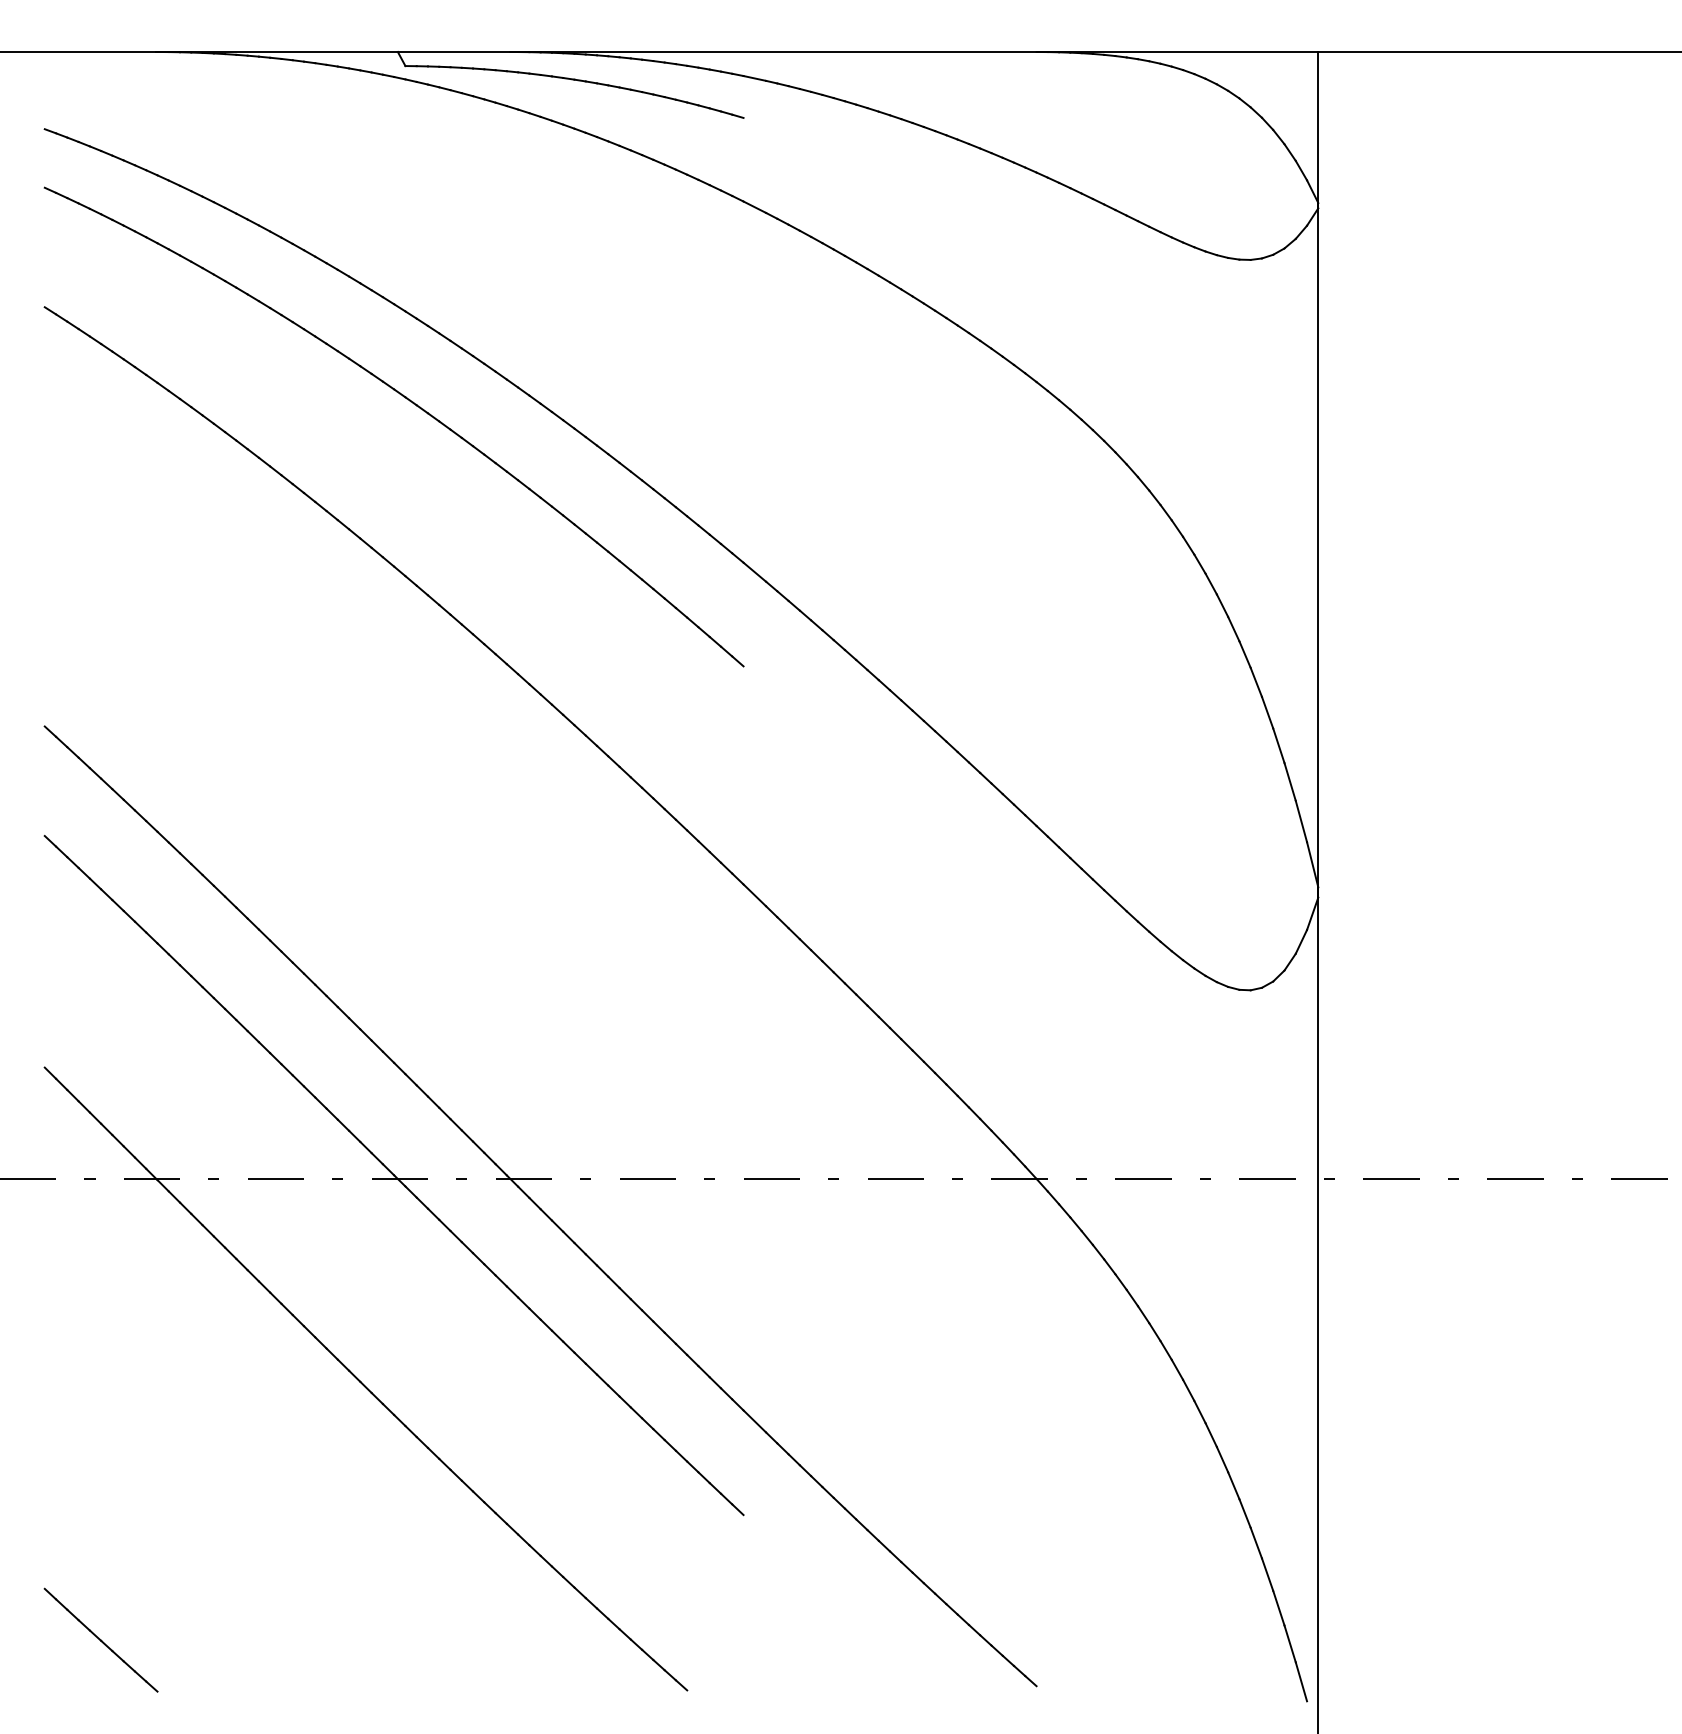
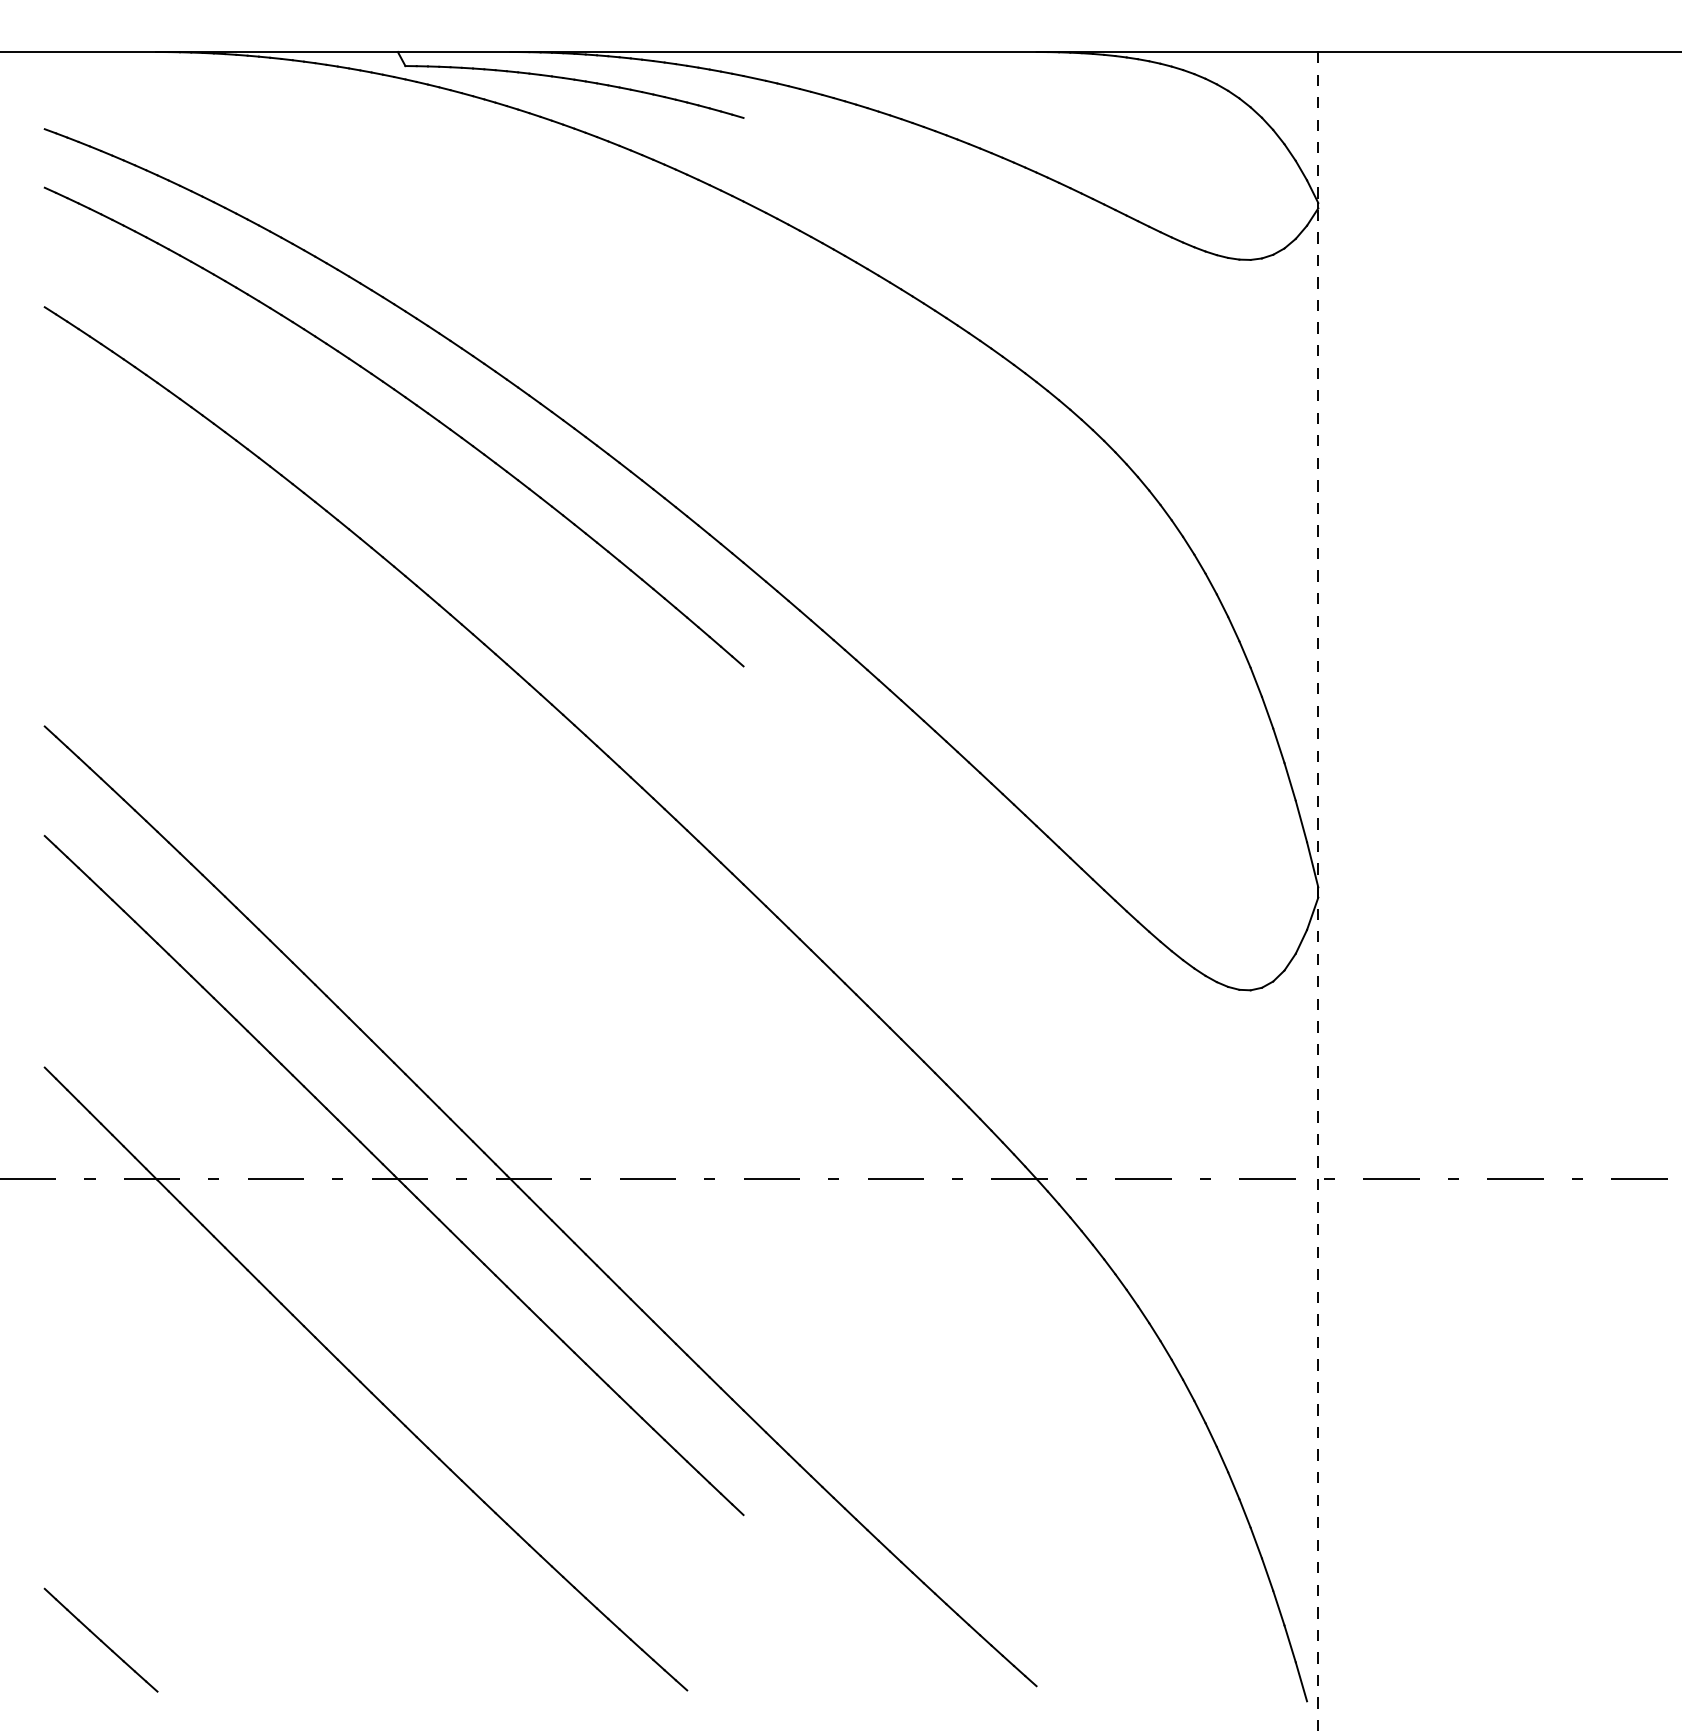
line: solid -> dashed (1318, 893)
